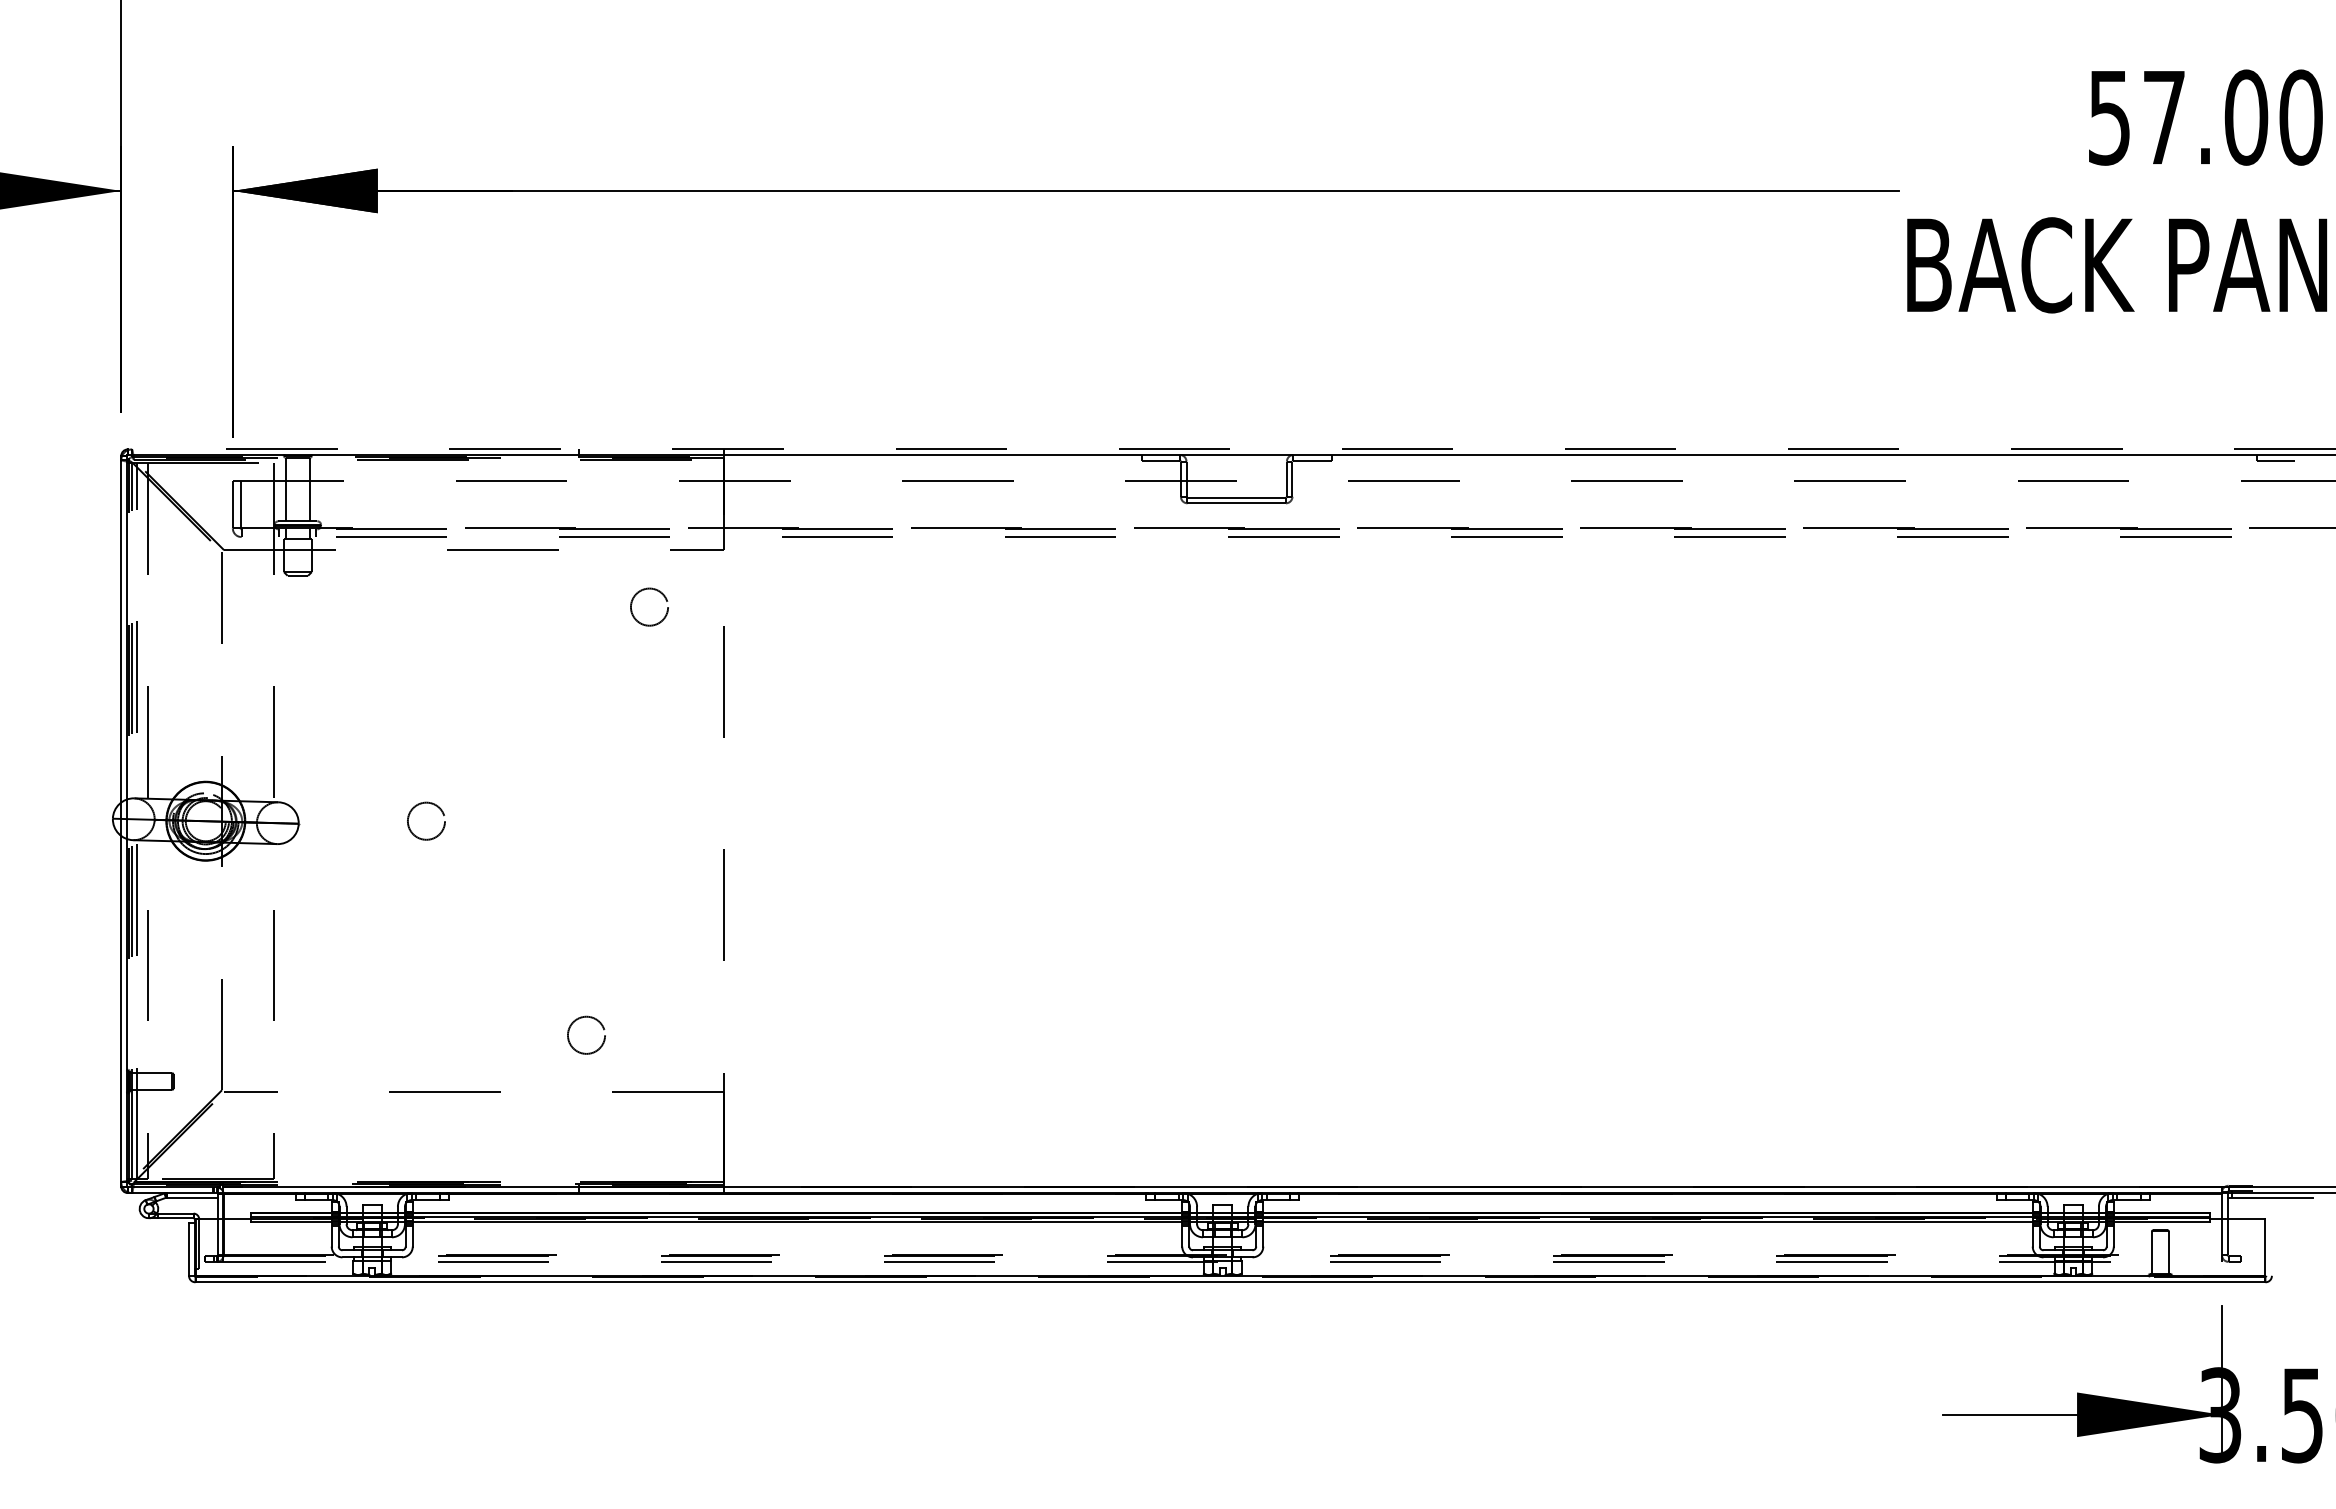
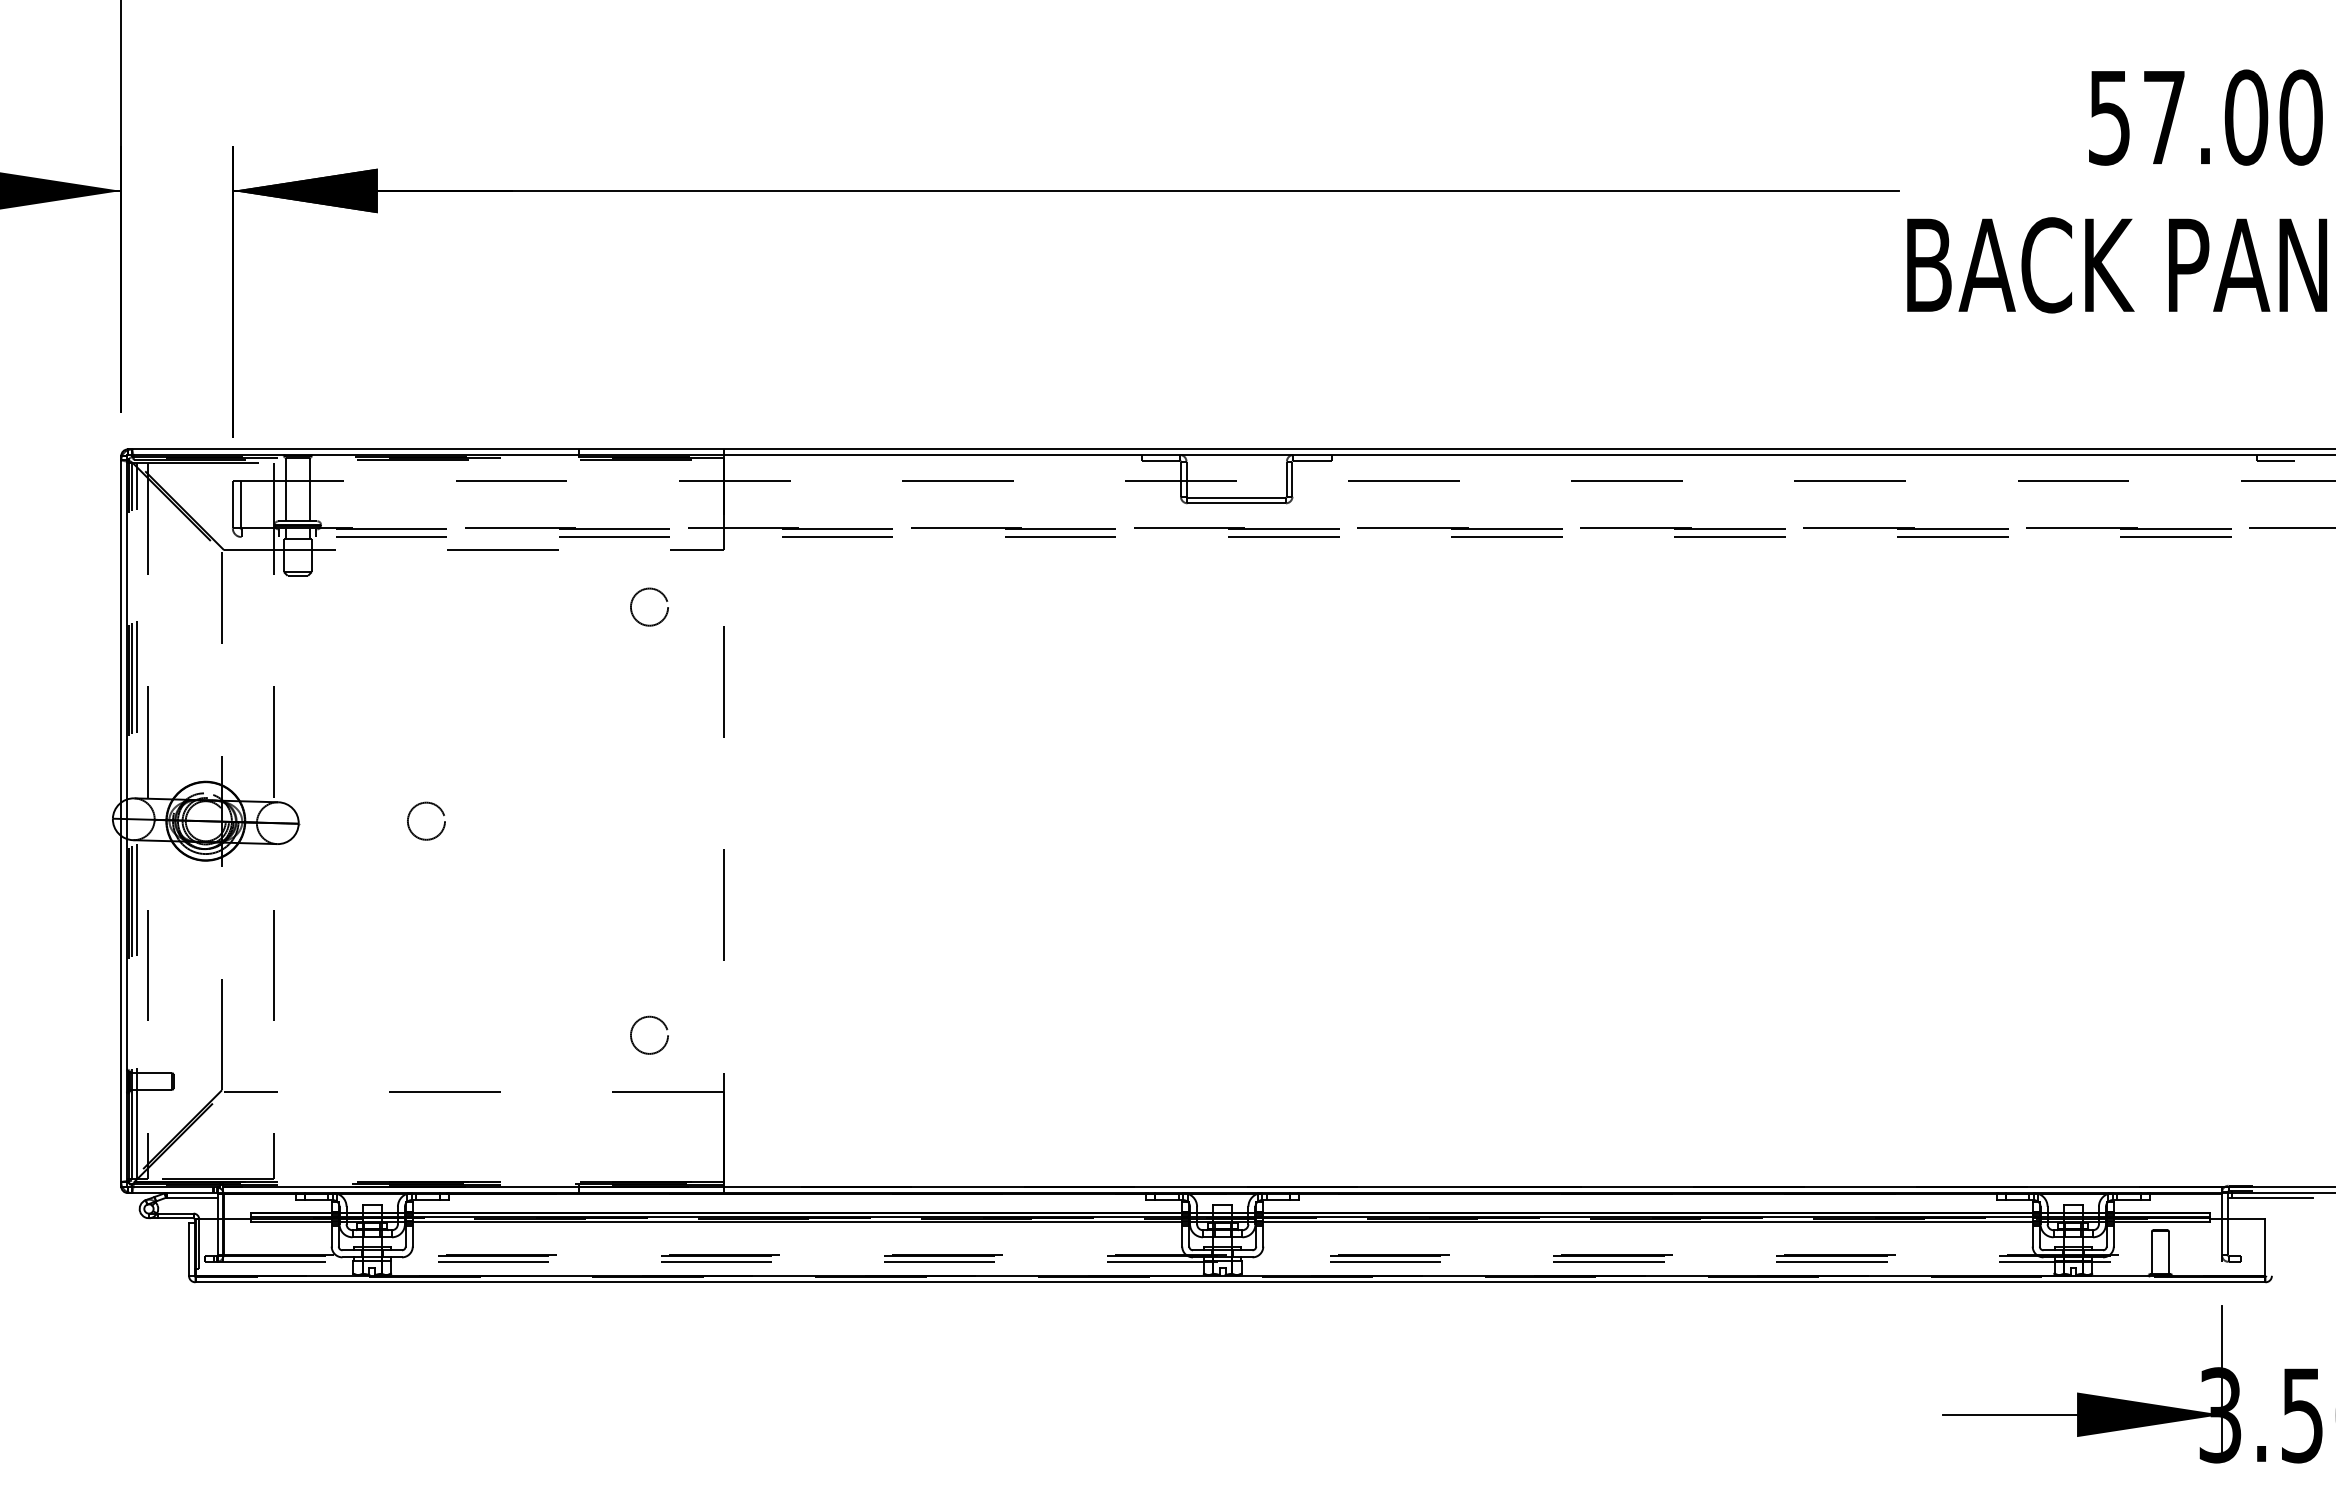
line: dashed -> solid (1231, 449)
circle position: (586, 1034) -> (649, 1034) (649, 1034)
